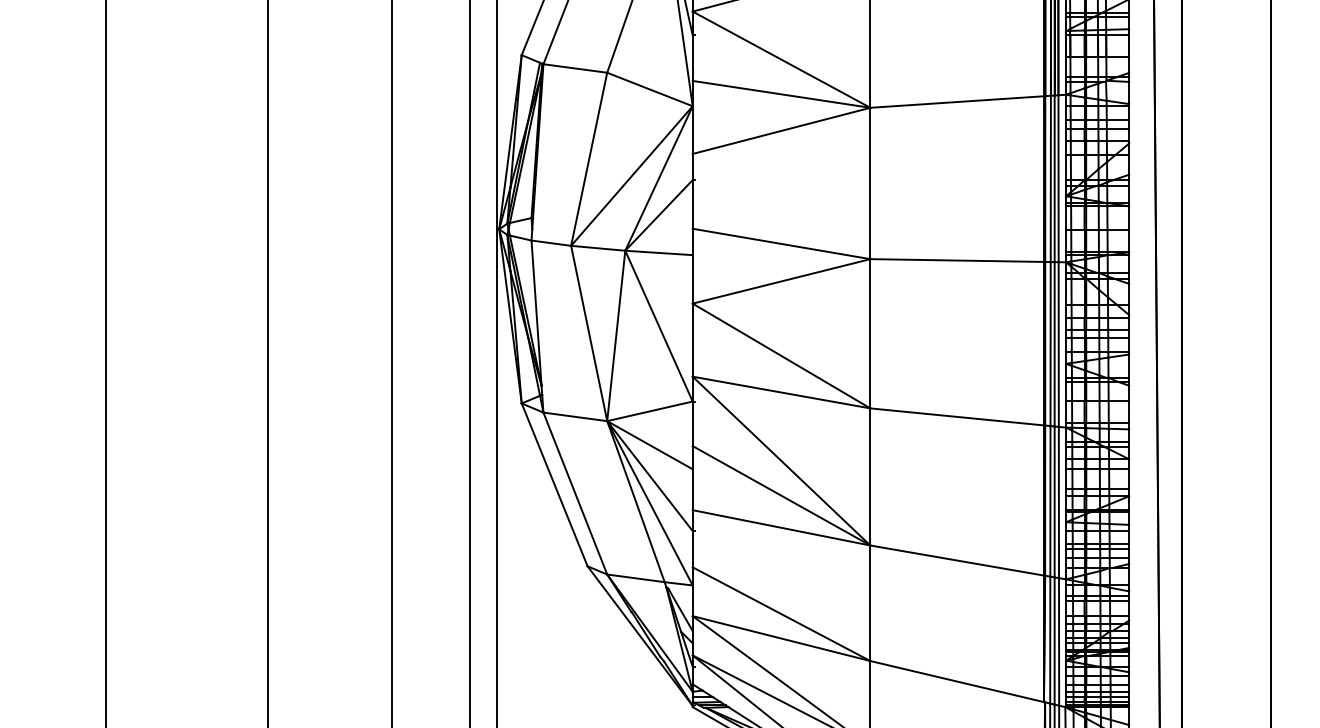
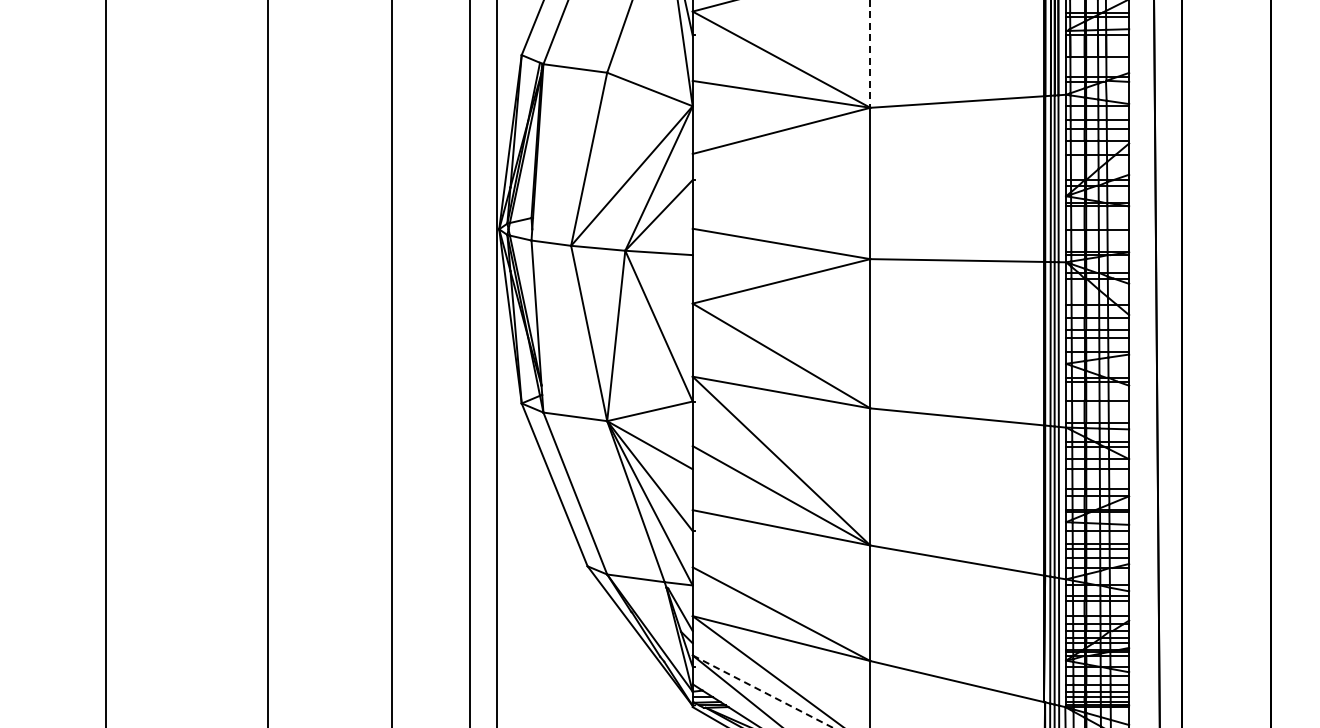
line: solid -> dashed (870, 54)
line: solid -> dashed (762, 691)
